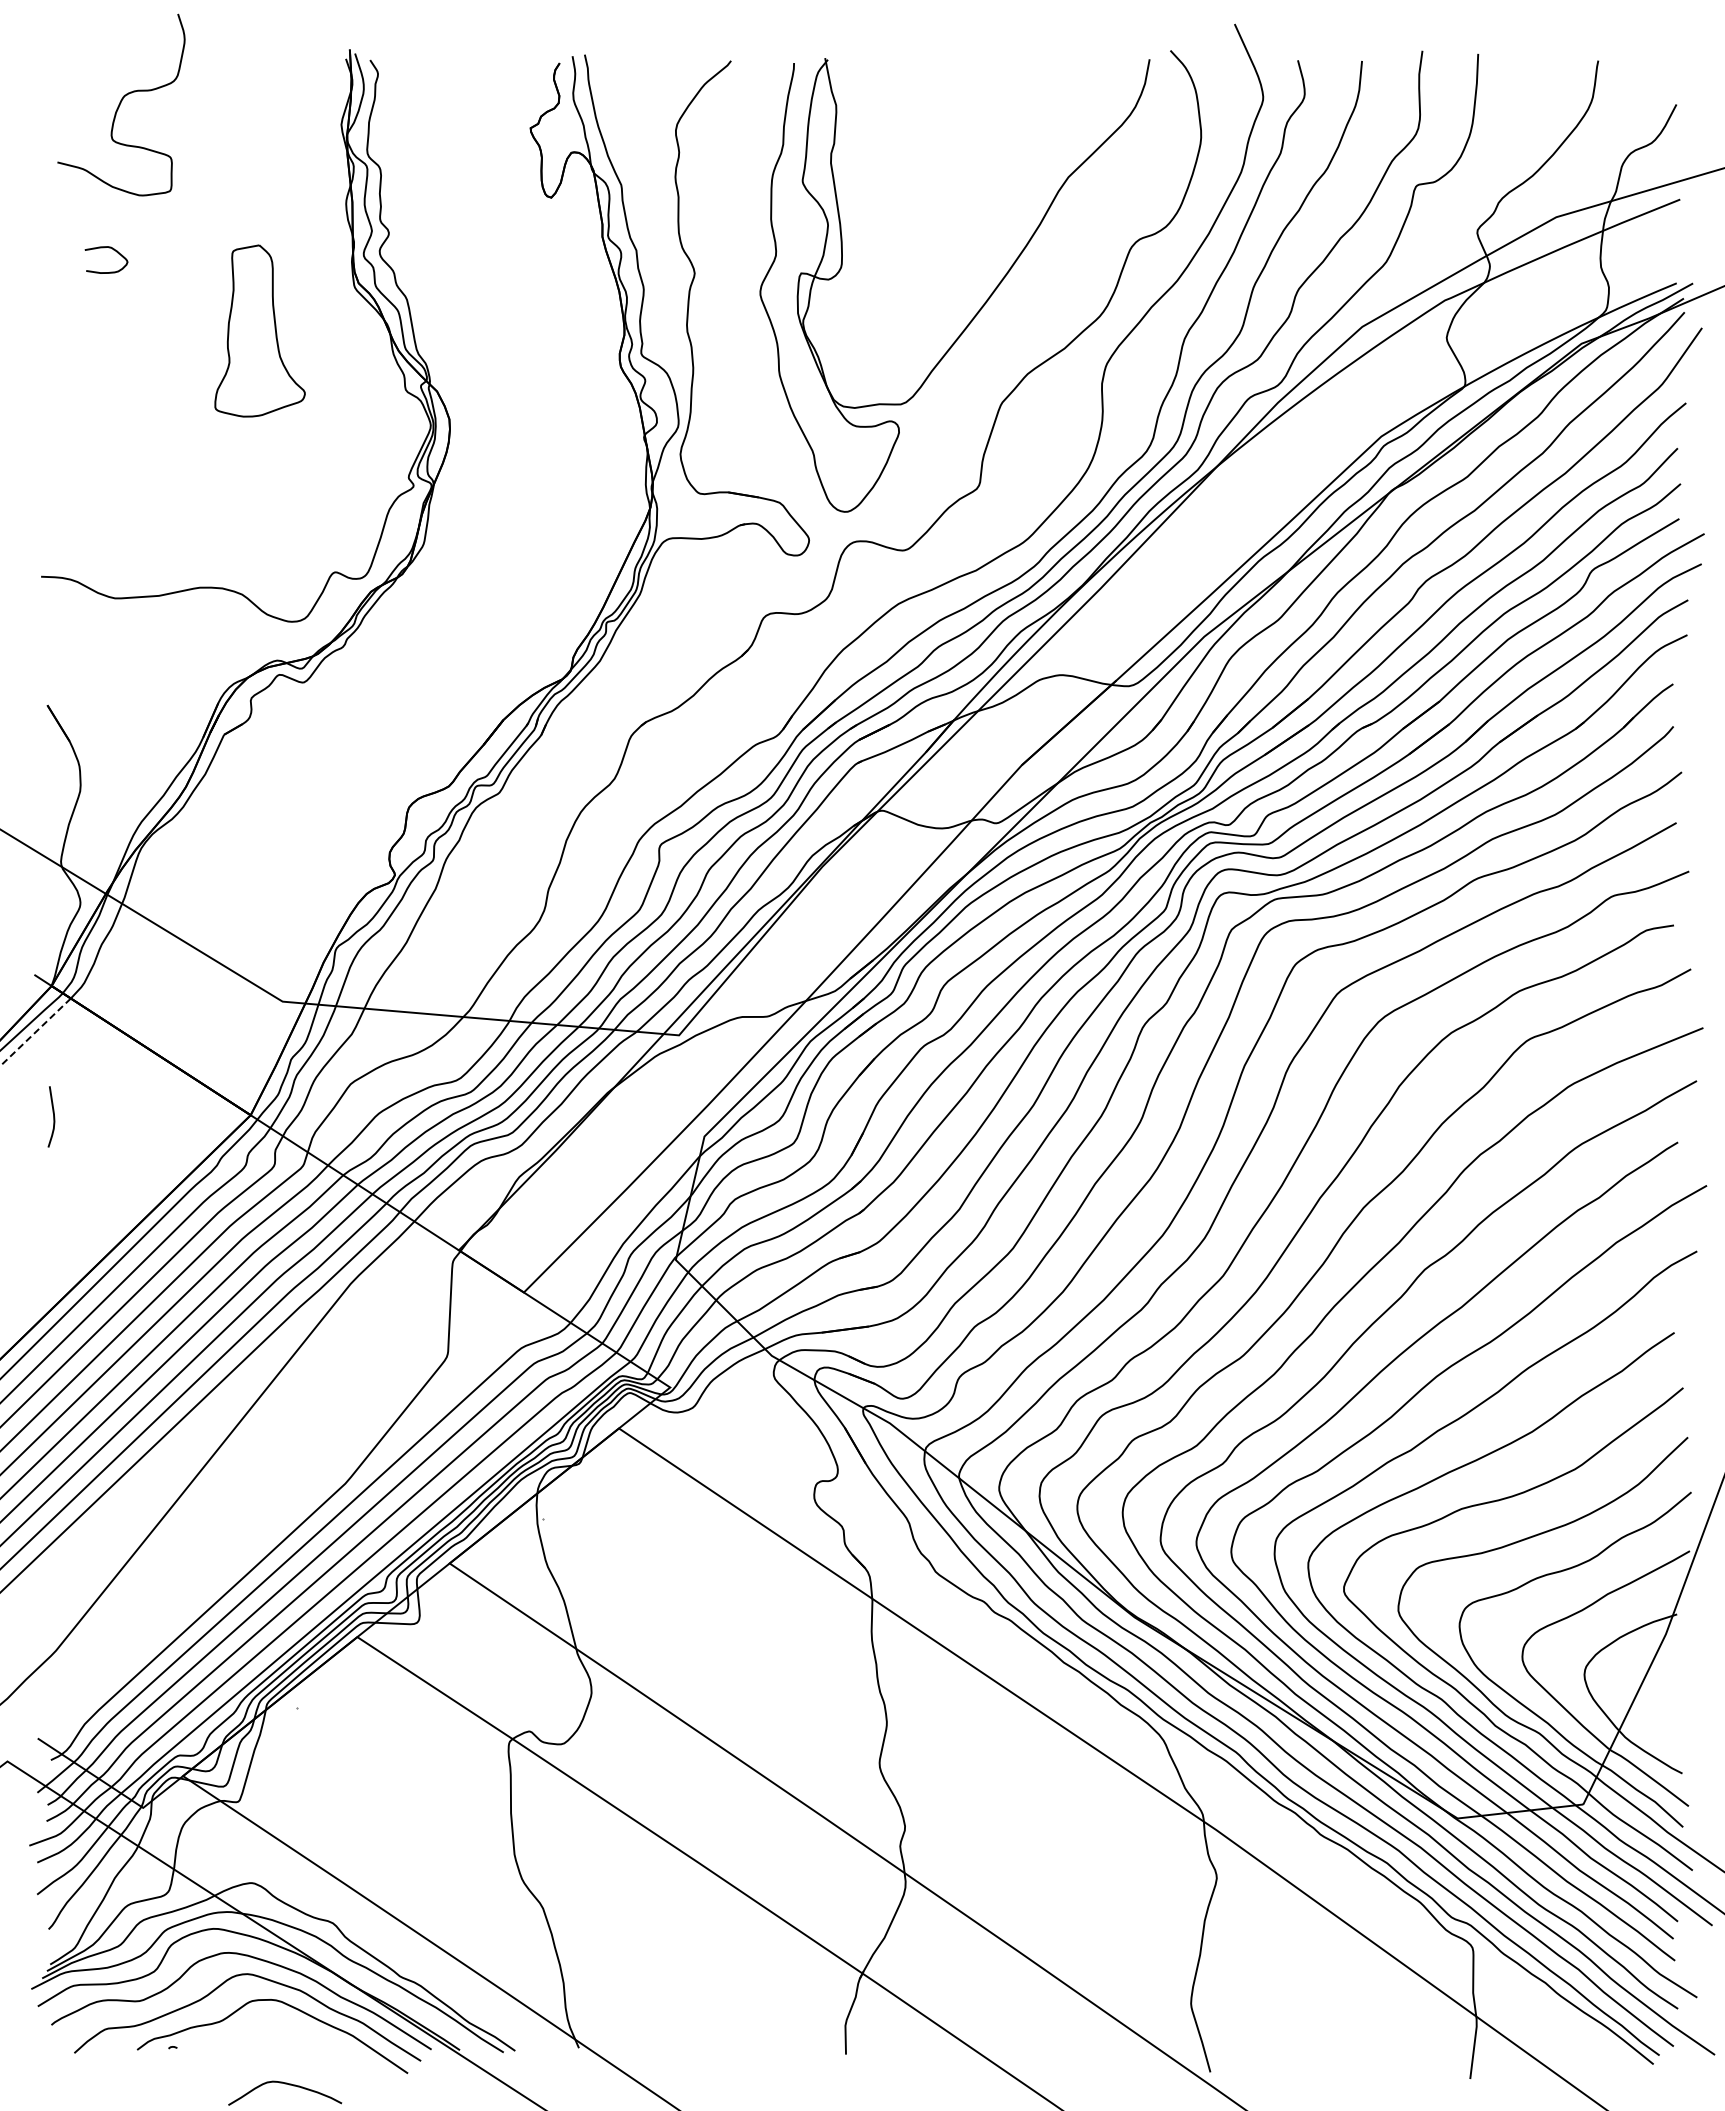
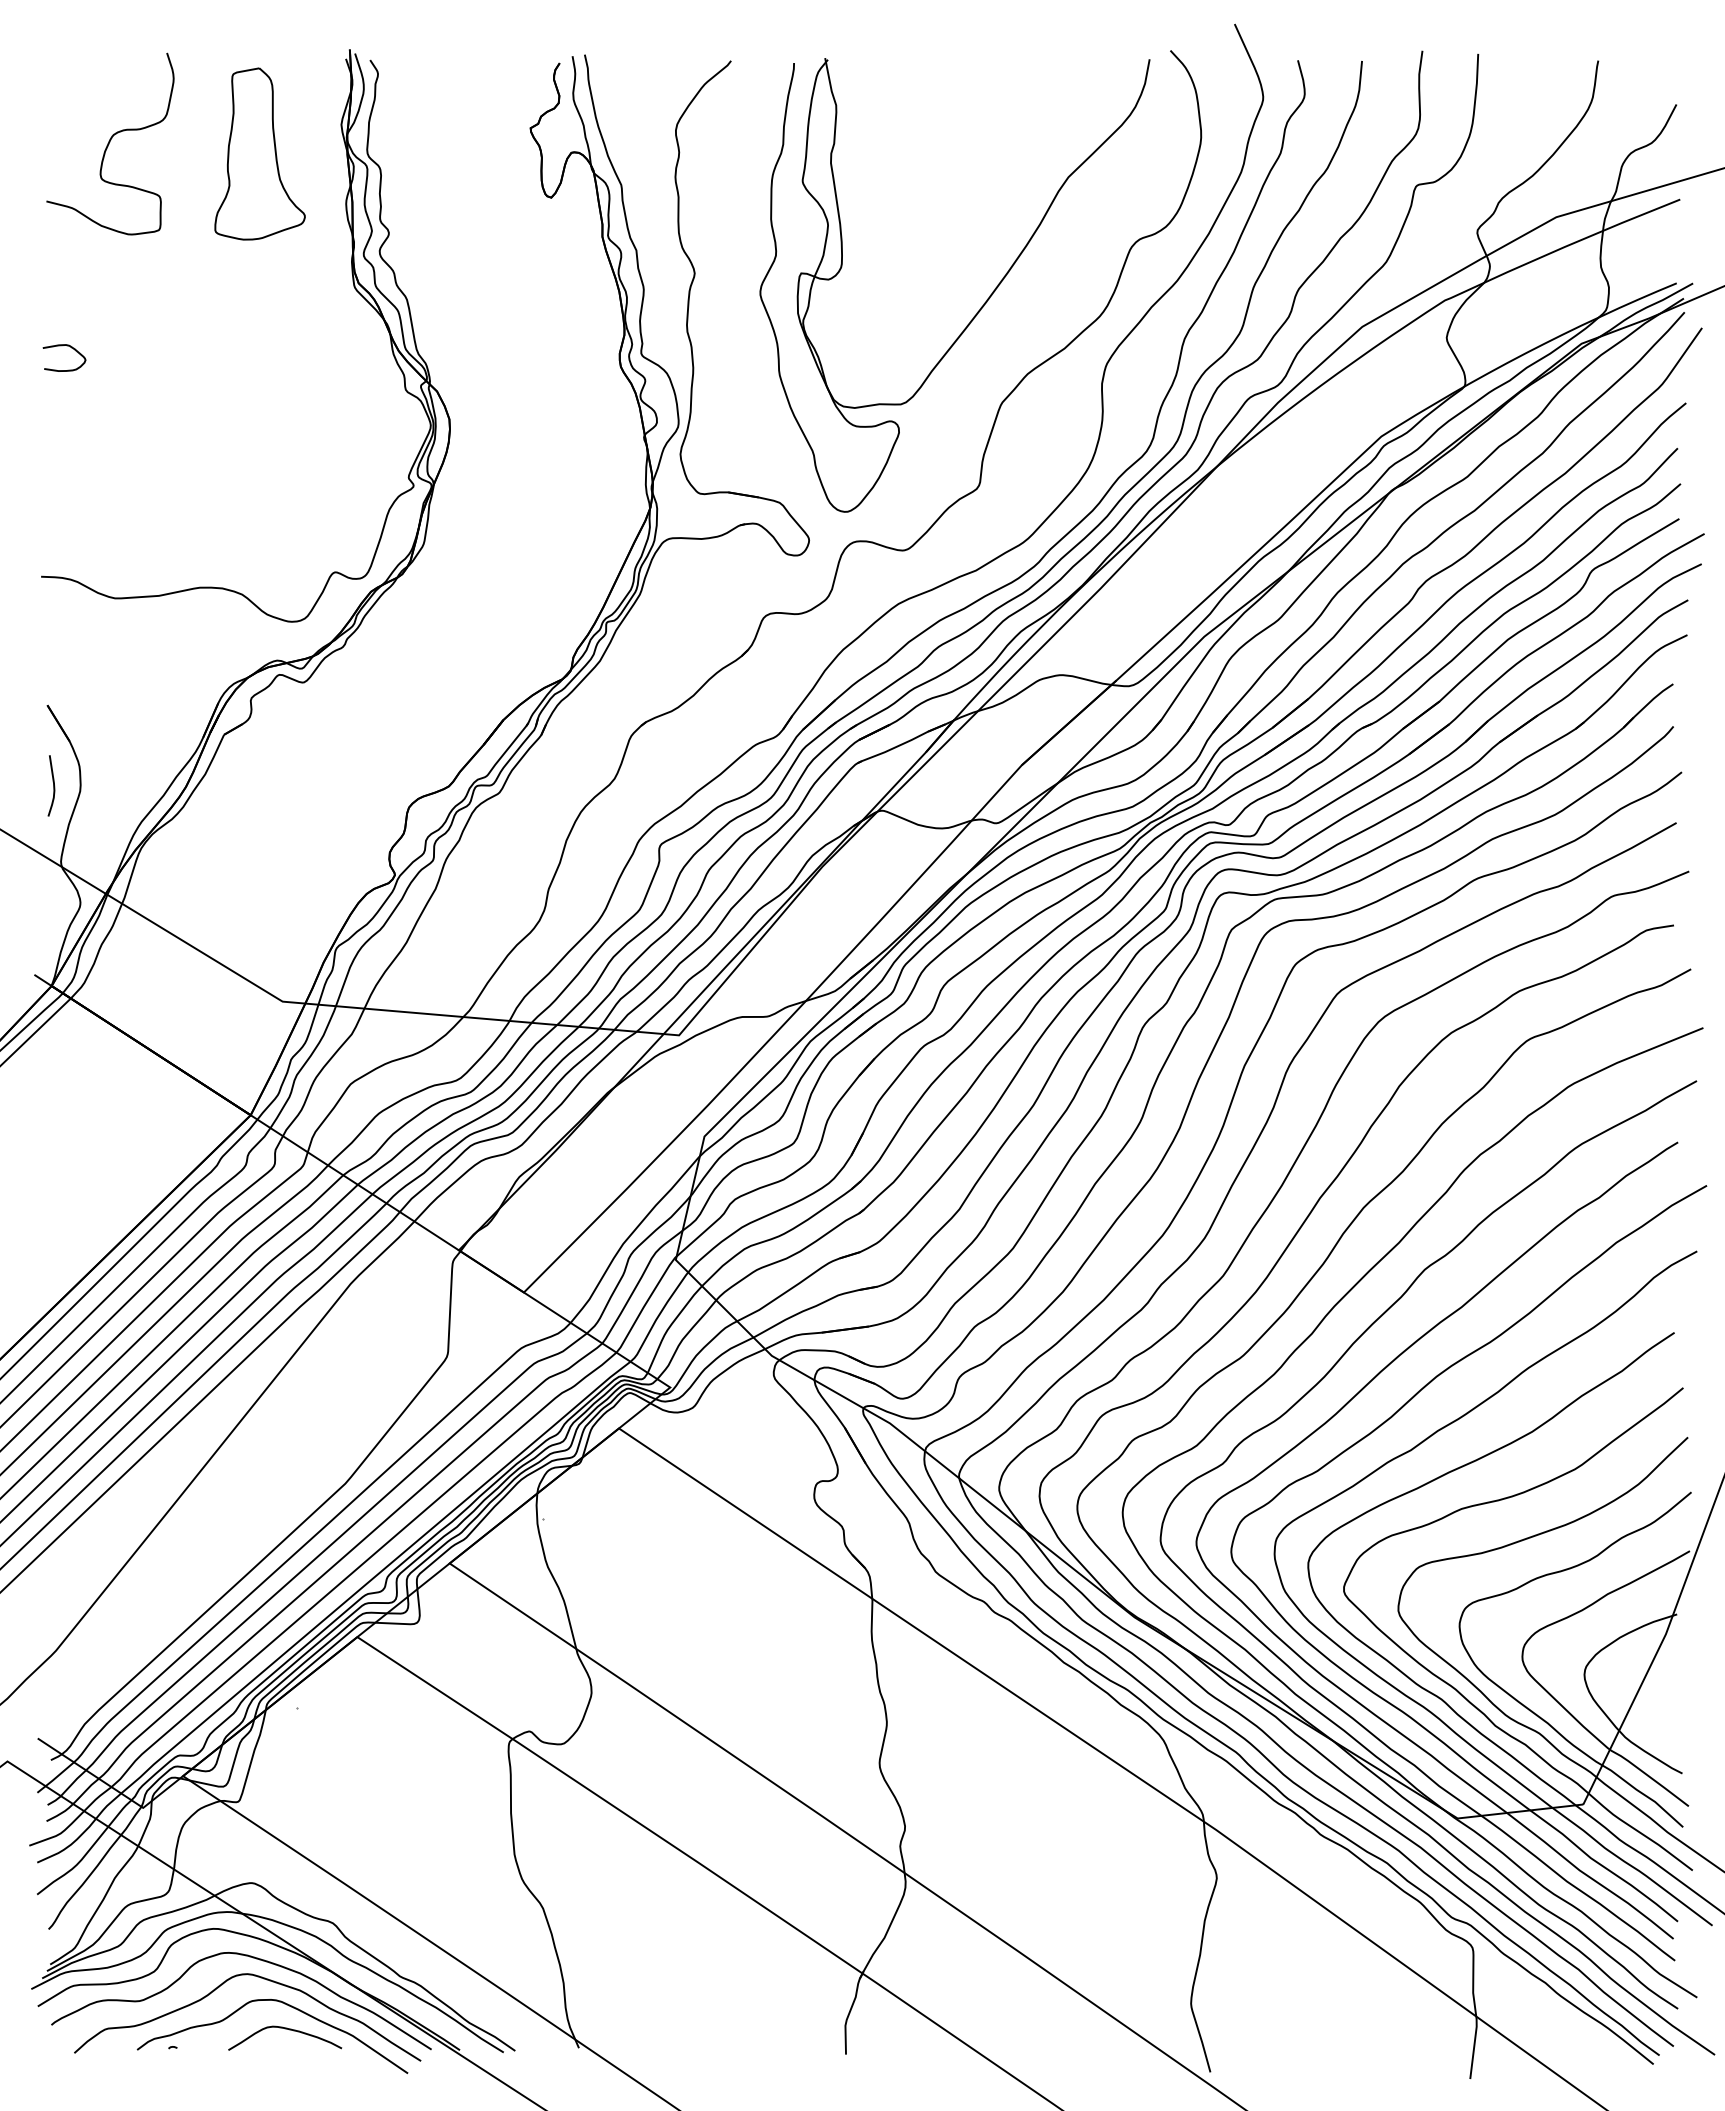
curve position: (121, 103) -> (110, 142) (110, 142)
curve position: (104, 248) -> (62, 346) (62, 346)
part position: (259, 330) -> (259, 153) (259, 153)
line: dashed -> solid (35, 1032)
curve position: (53, 1116) -> (53, 785) (53, 785)
curve position: (285, 2084) -> (285, 2029) (285, 2029)
